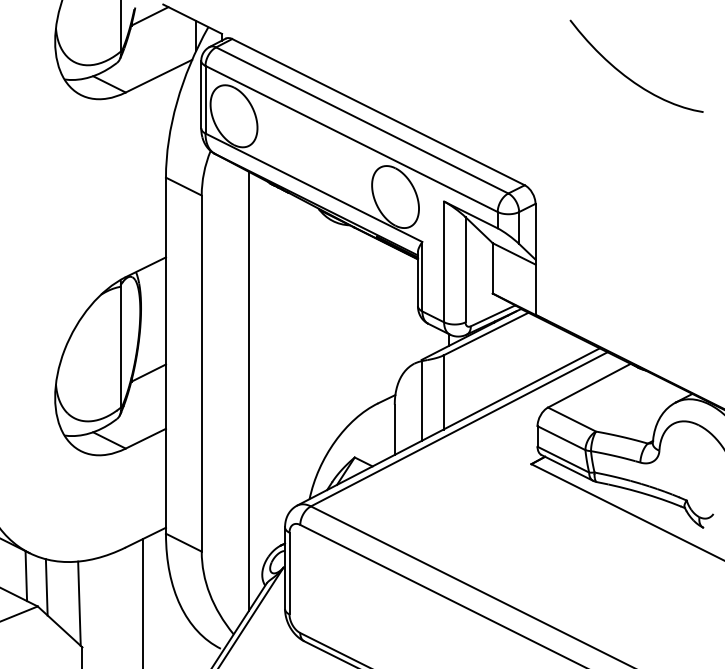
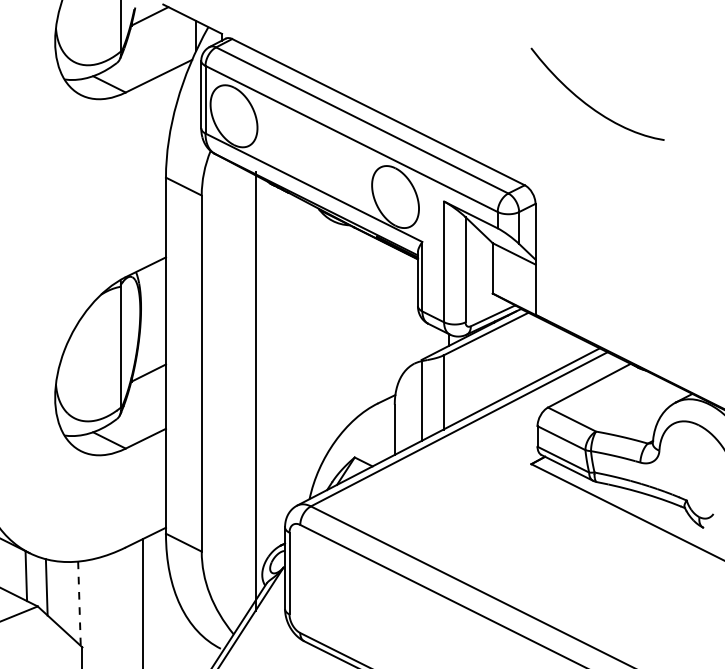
curve position: (626, 75) -> (587, 103) (587, 103)
line position: (248, 391) -> (255, 391) (255, 391)
line: solid -> dashed (79, 604)
